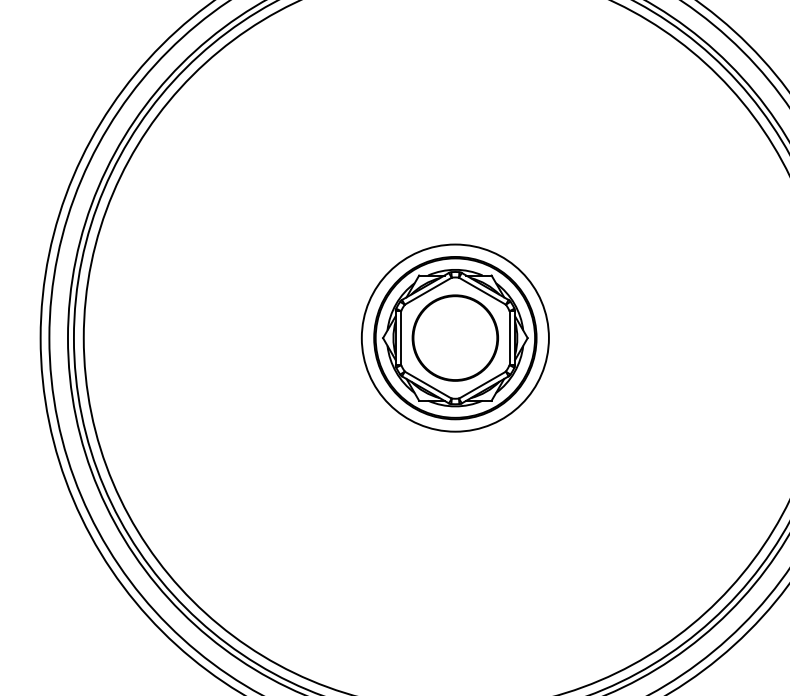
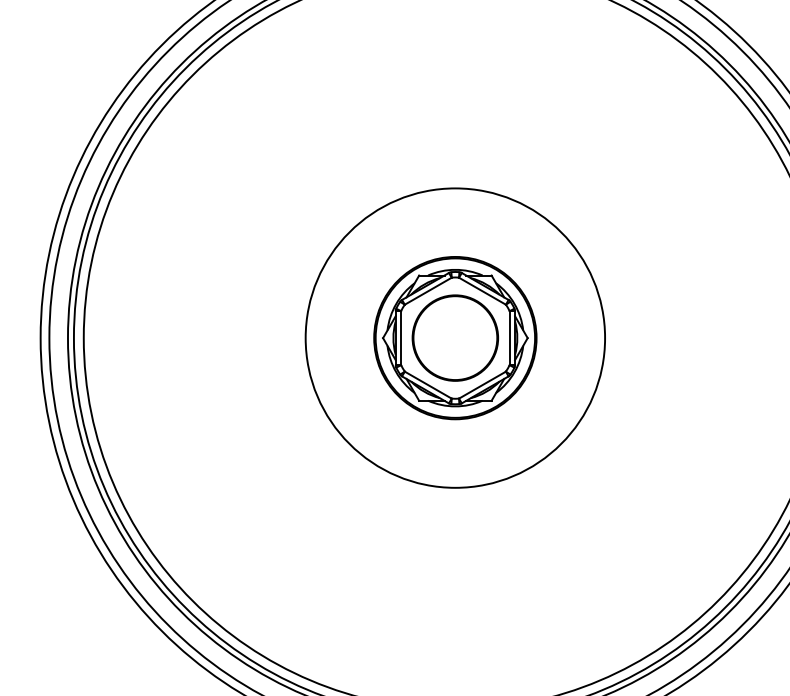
circle diameter: 187 px -> 299 px (455, 337)
